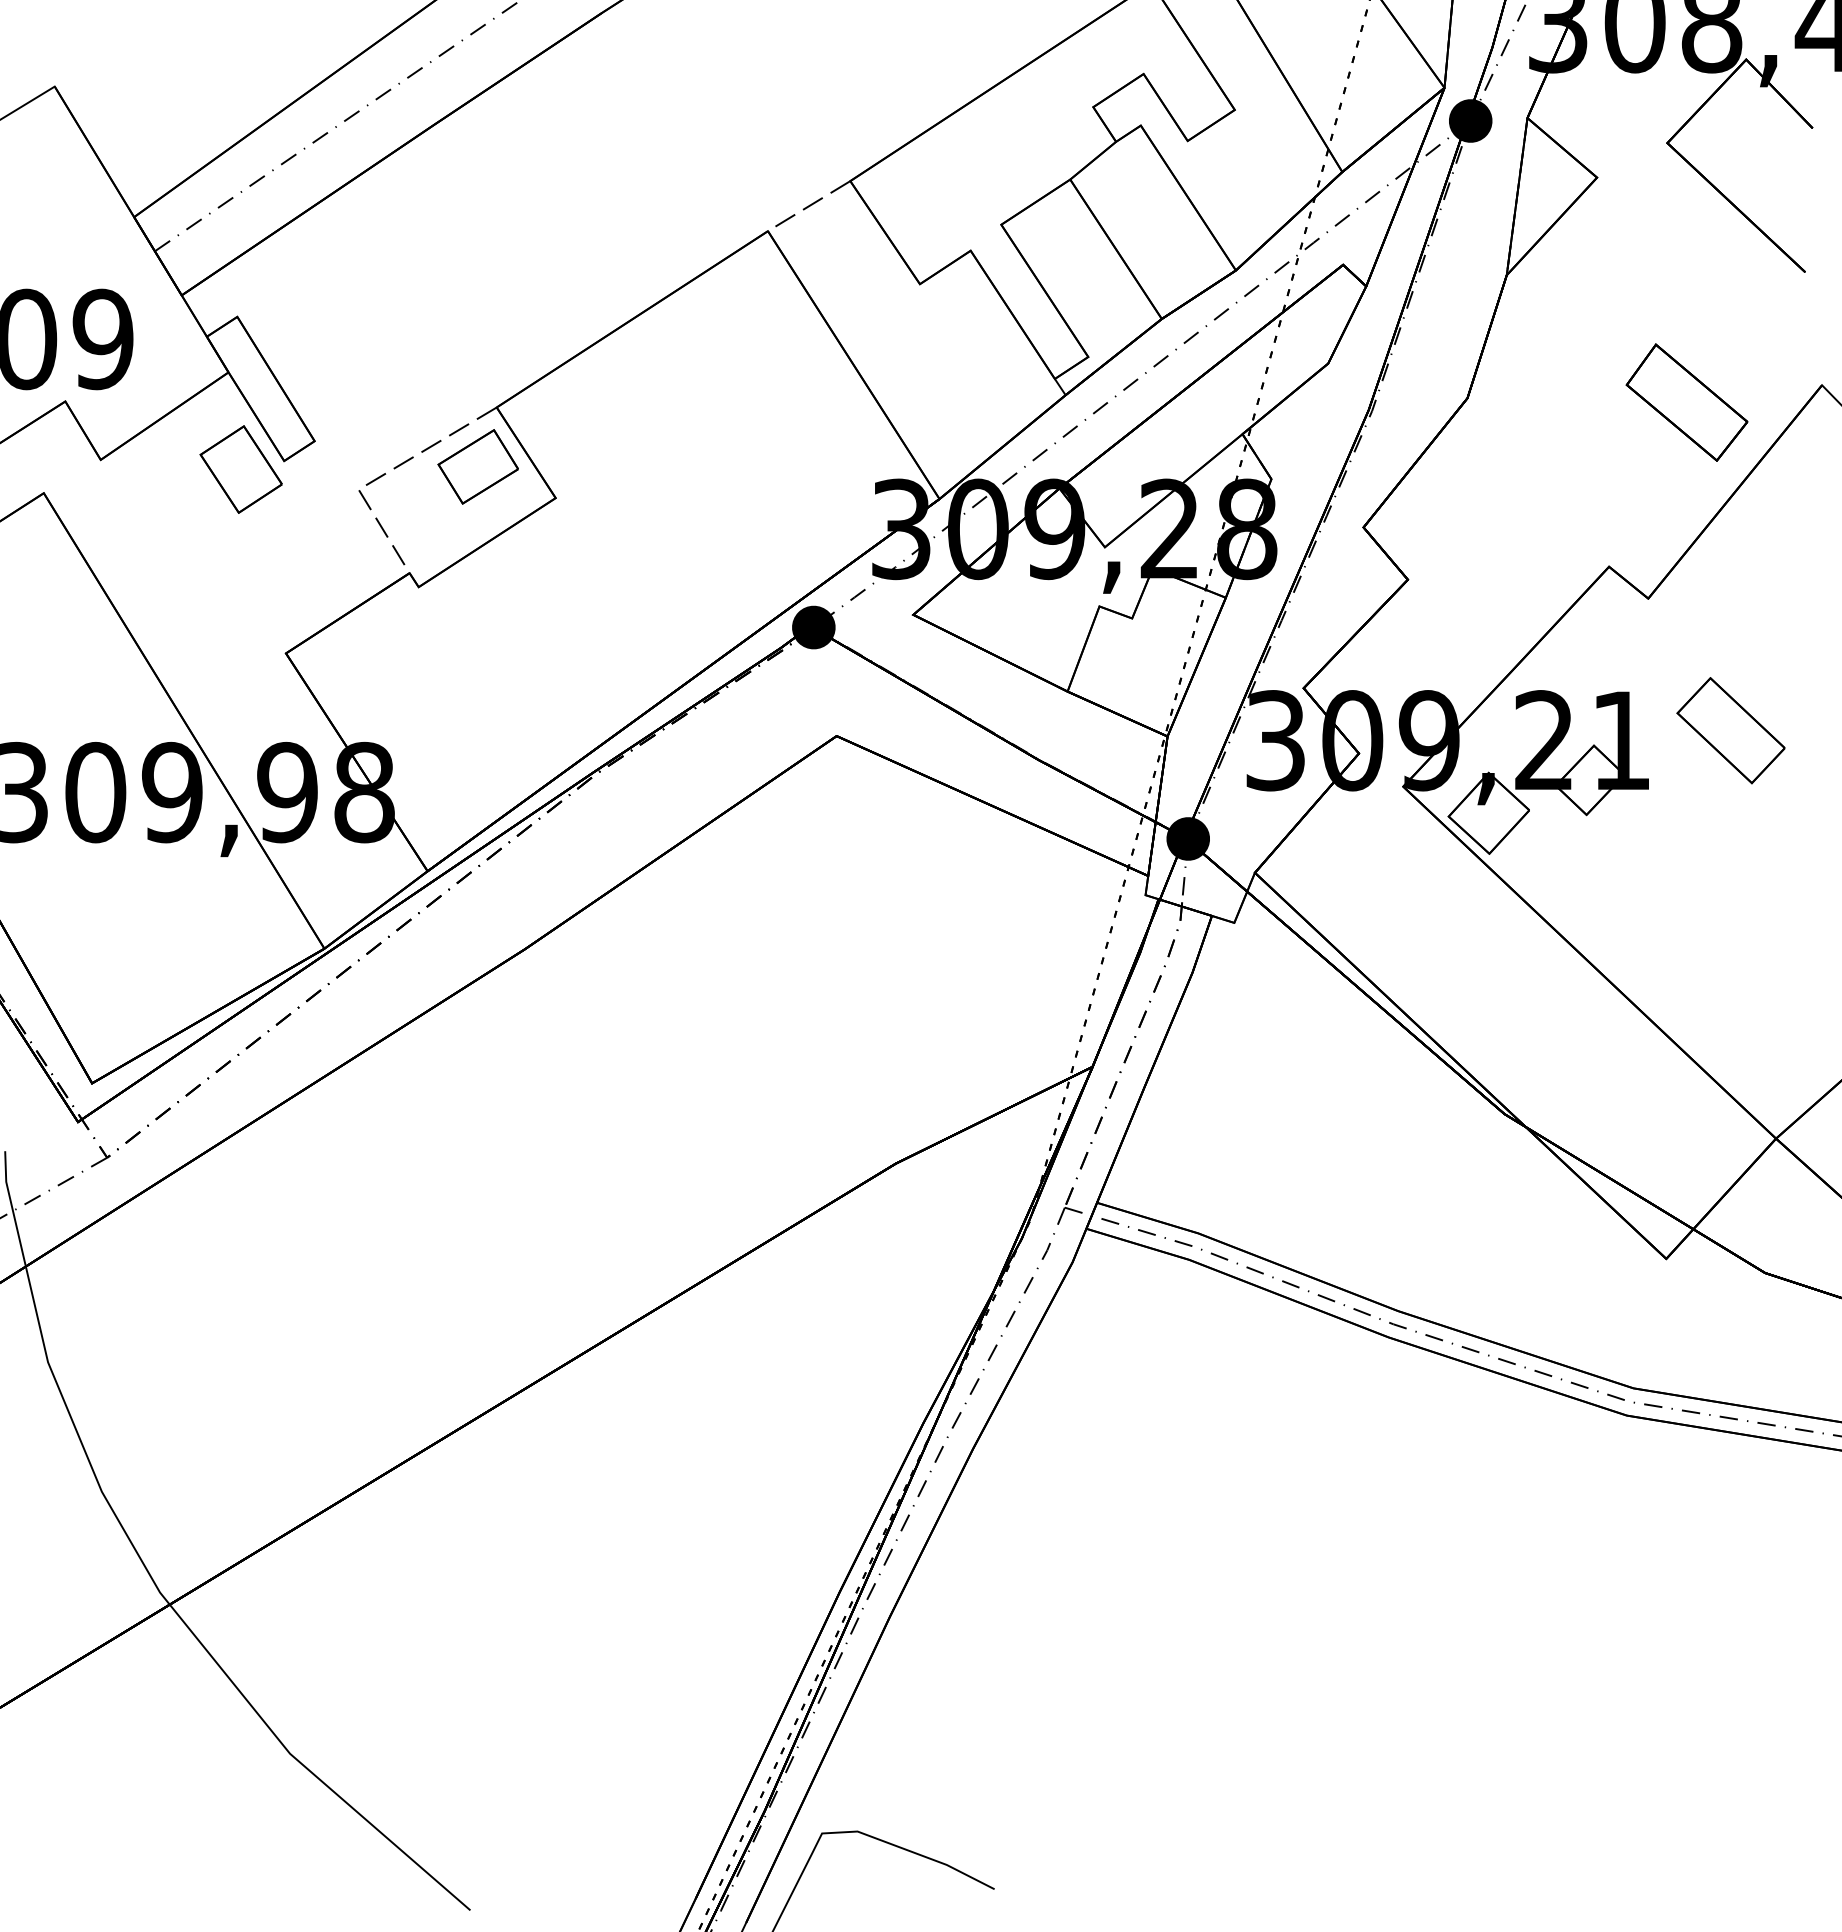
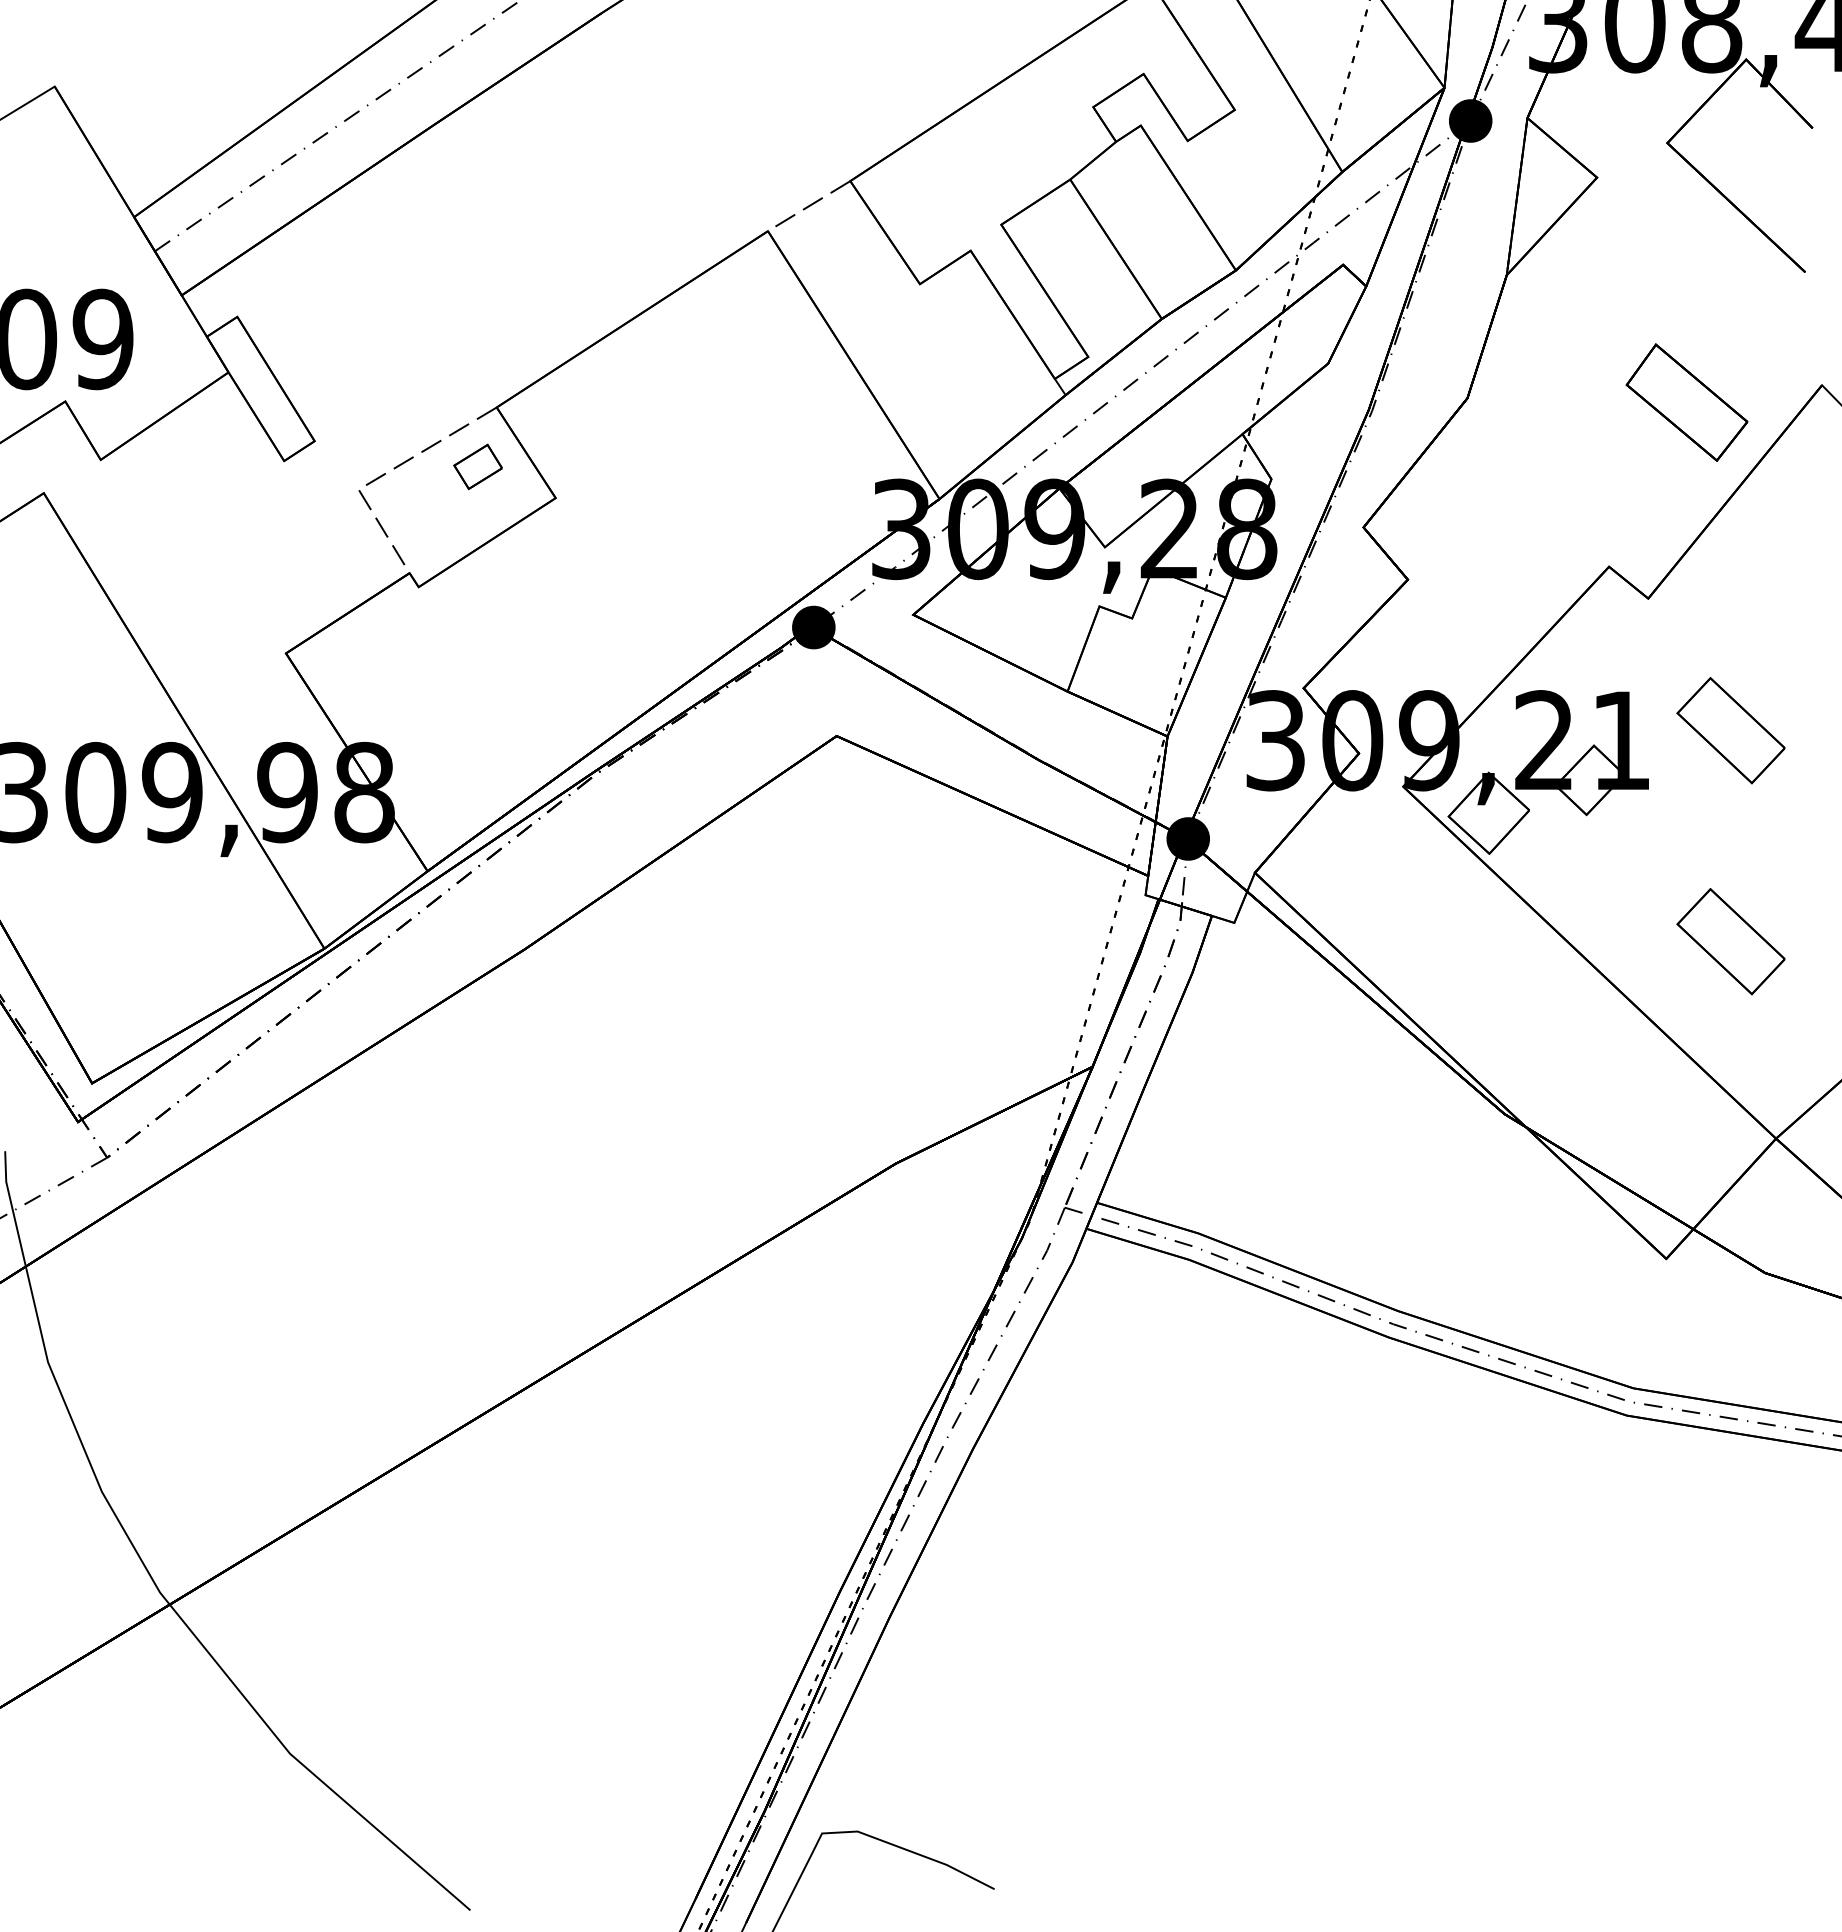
part size: 82x76 px -> 50x48 px (477, 466)
part: present -> none (240, 469)
part: none -> present (1730, 941)
